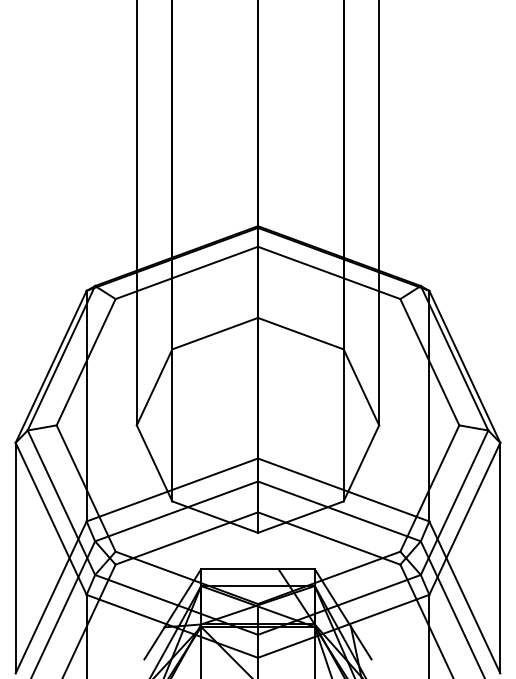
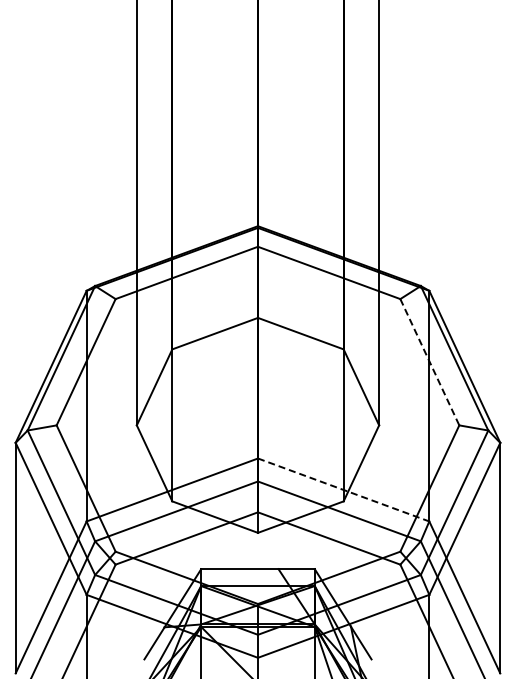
line: solid -> dashed (429, 362)
line: solid -> dashed (344, 490)
